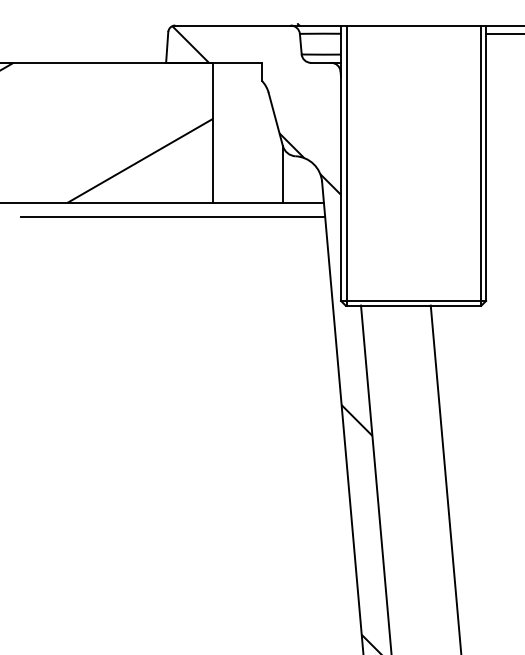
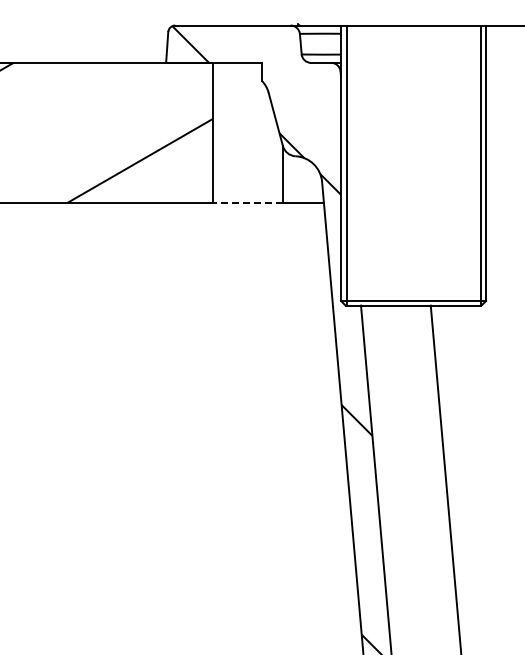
line: present -> none (503, 34)
line: solid -> dashed (247, 202)
line: present -> none (173, 216)
